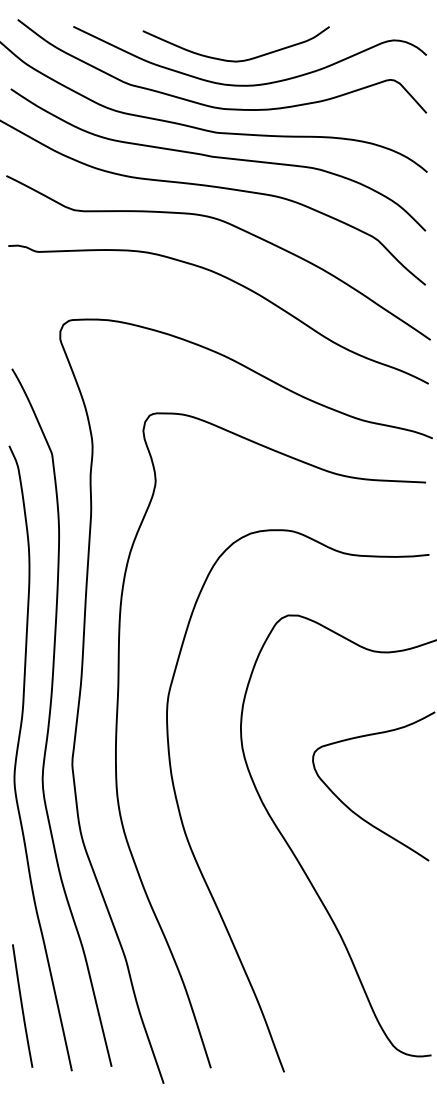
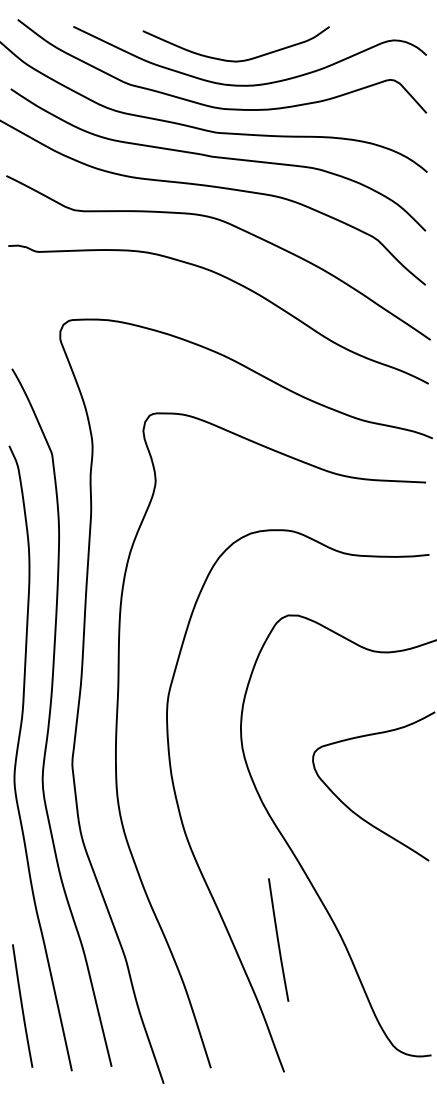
line: none -> present (278, 939)
